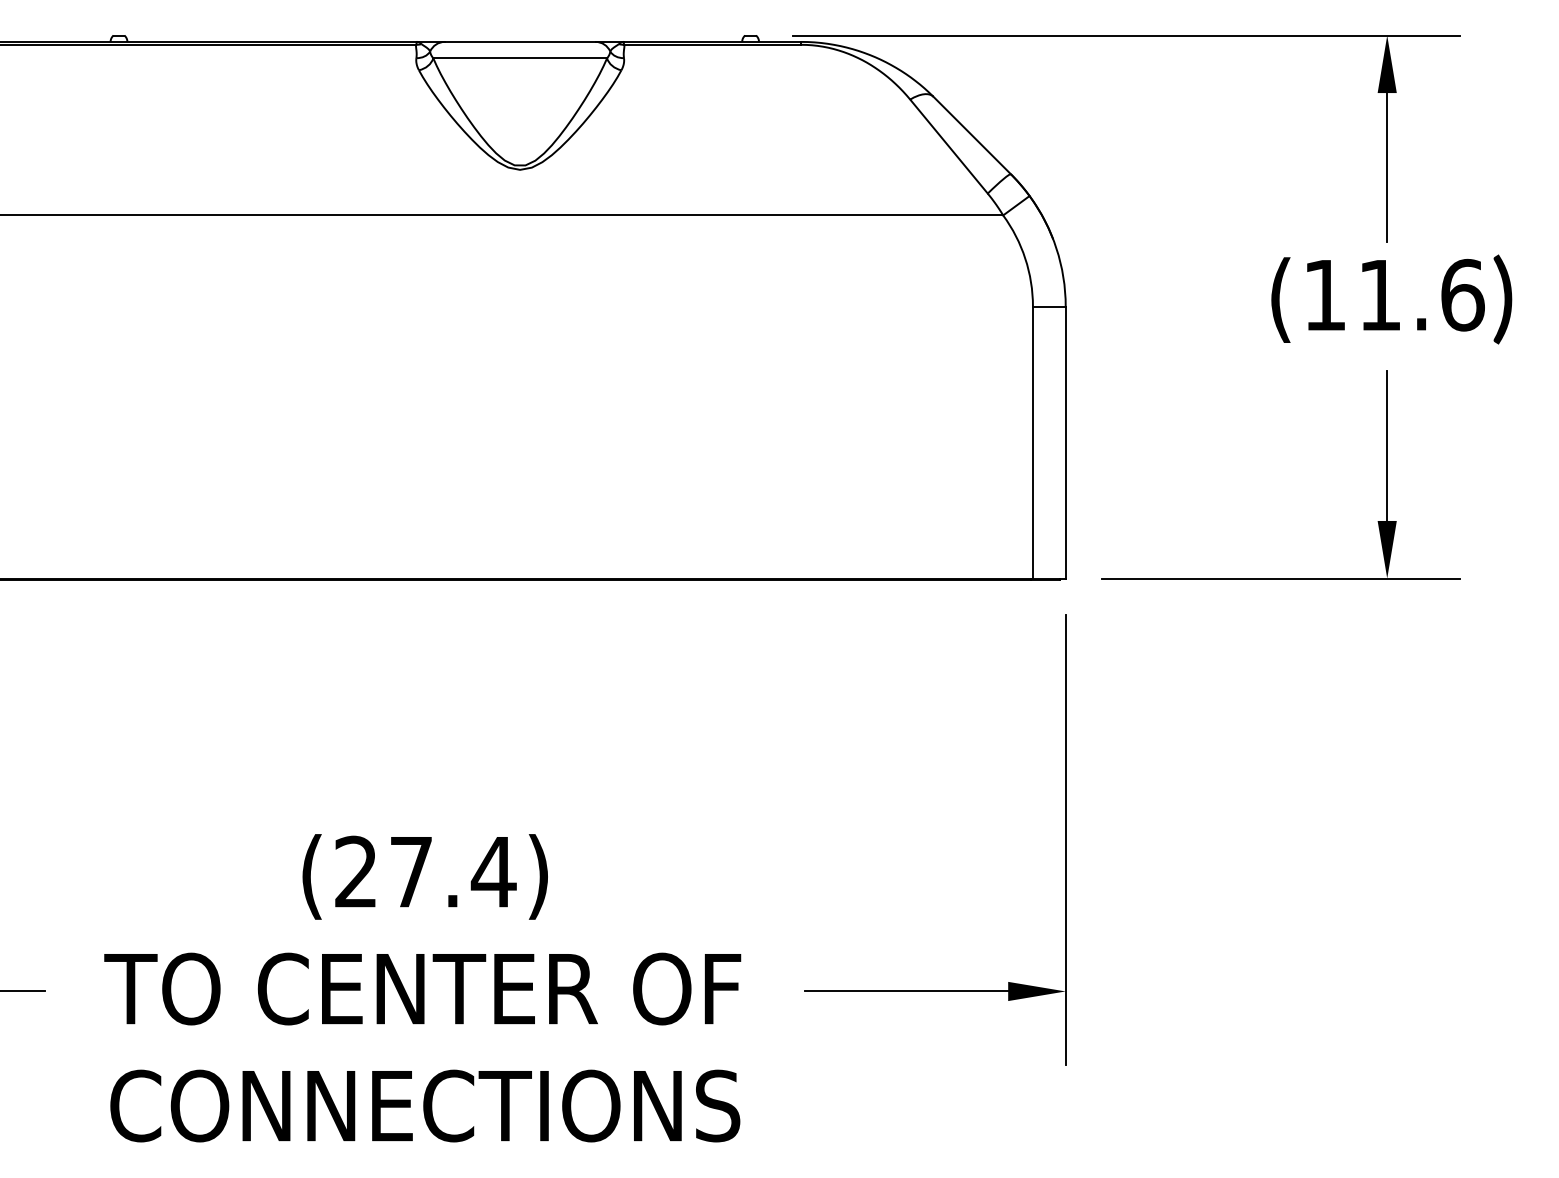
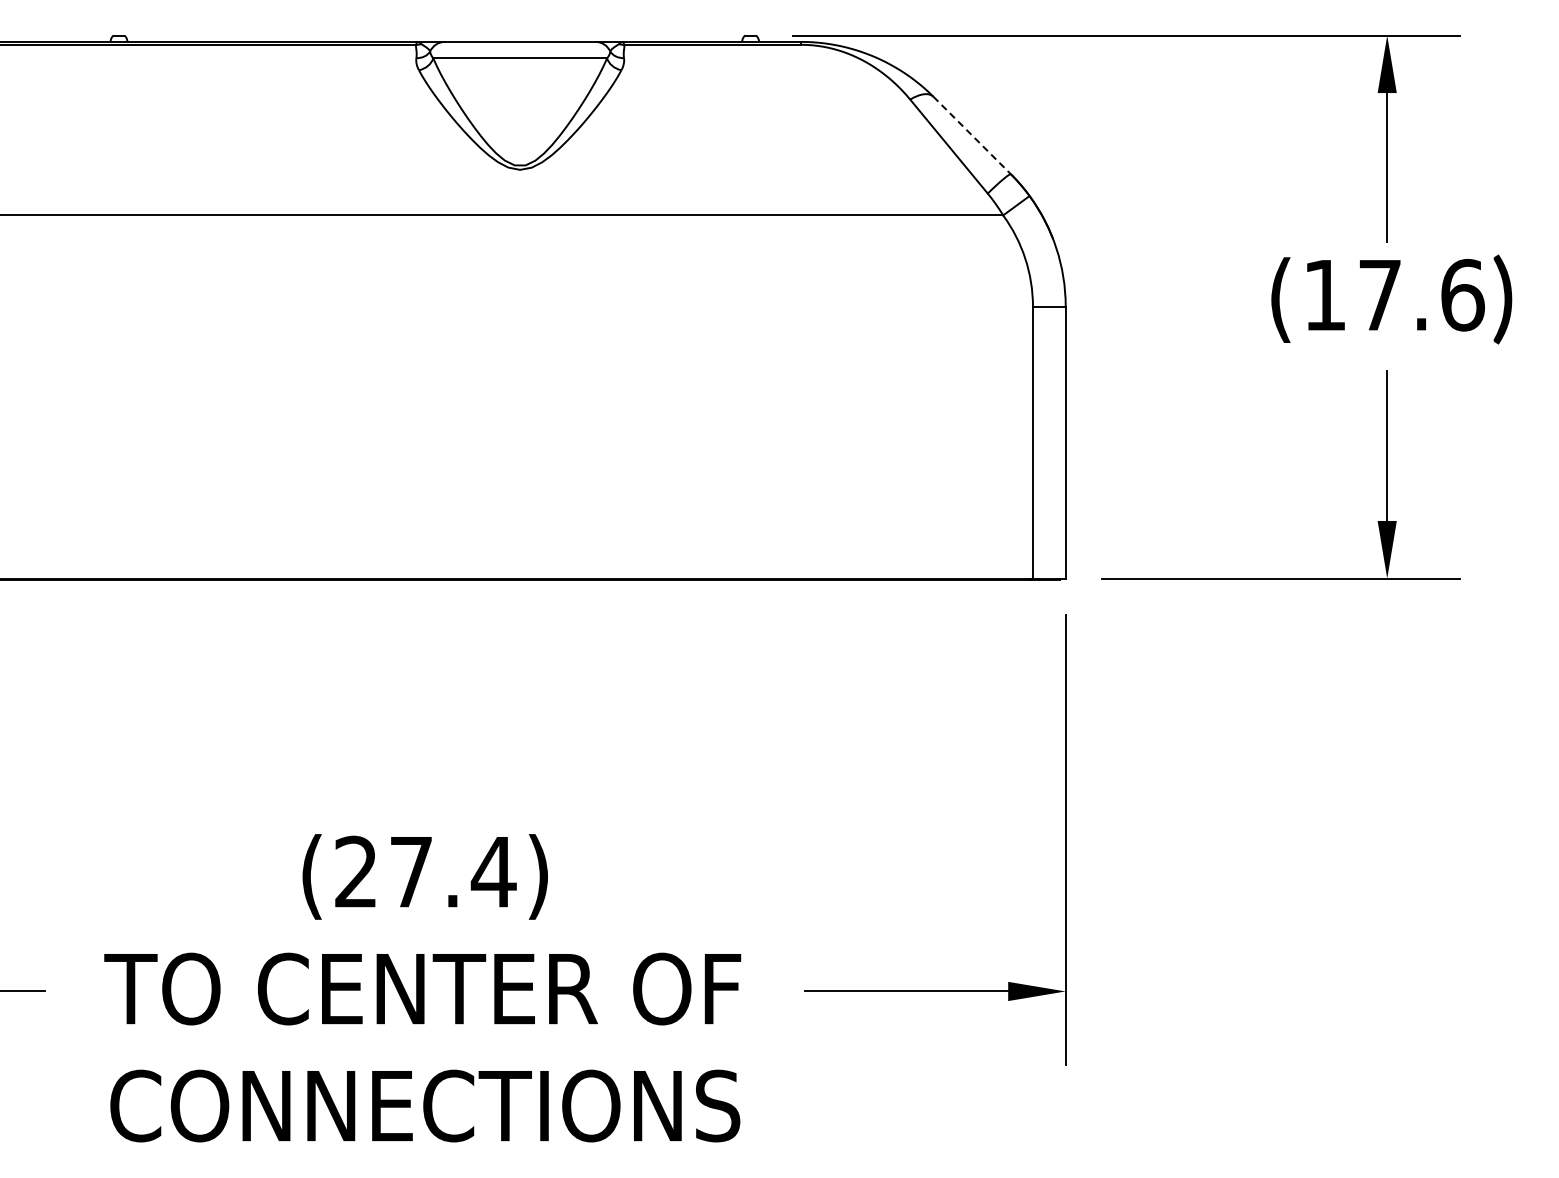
line: solid -> dashed (972, 135)
text: (11.6 -> (17.6 (1379, 295)
